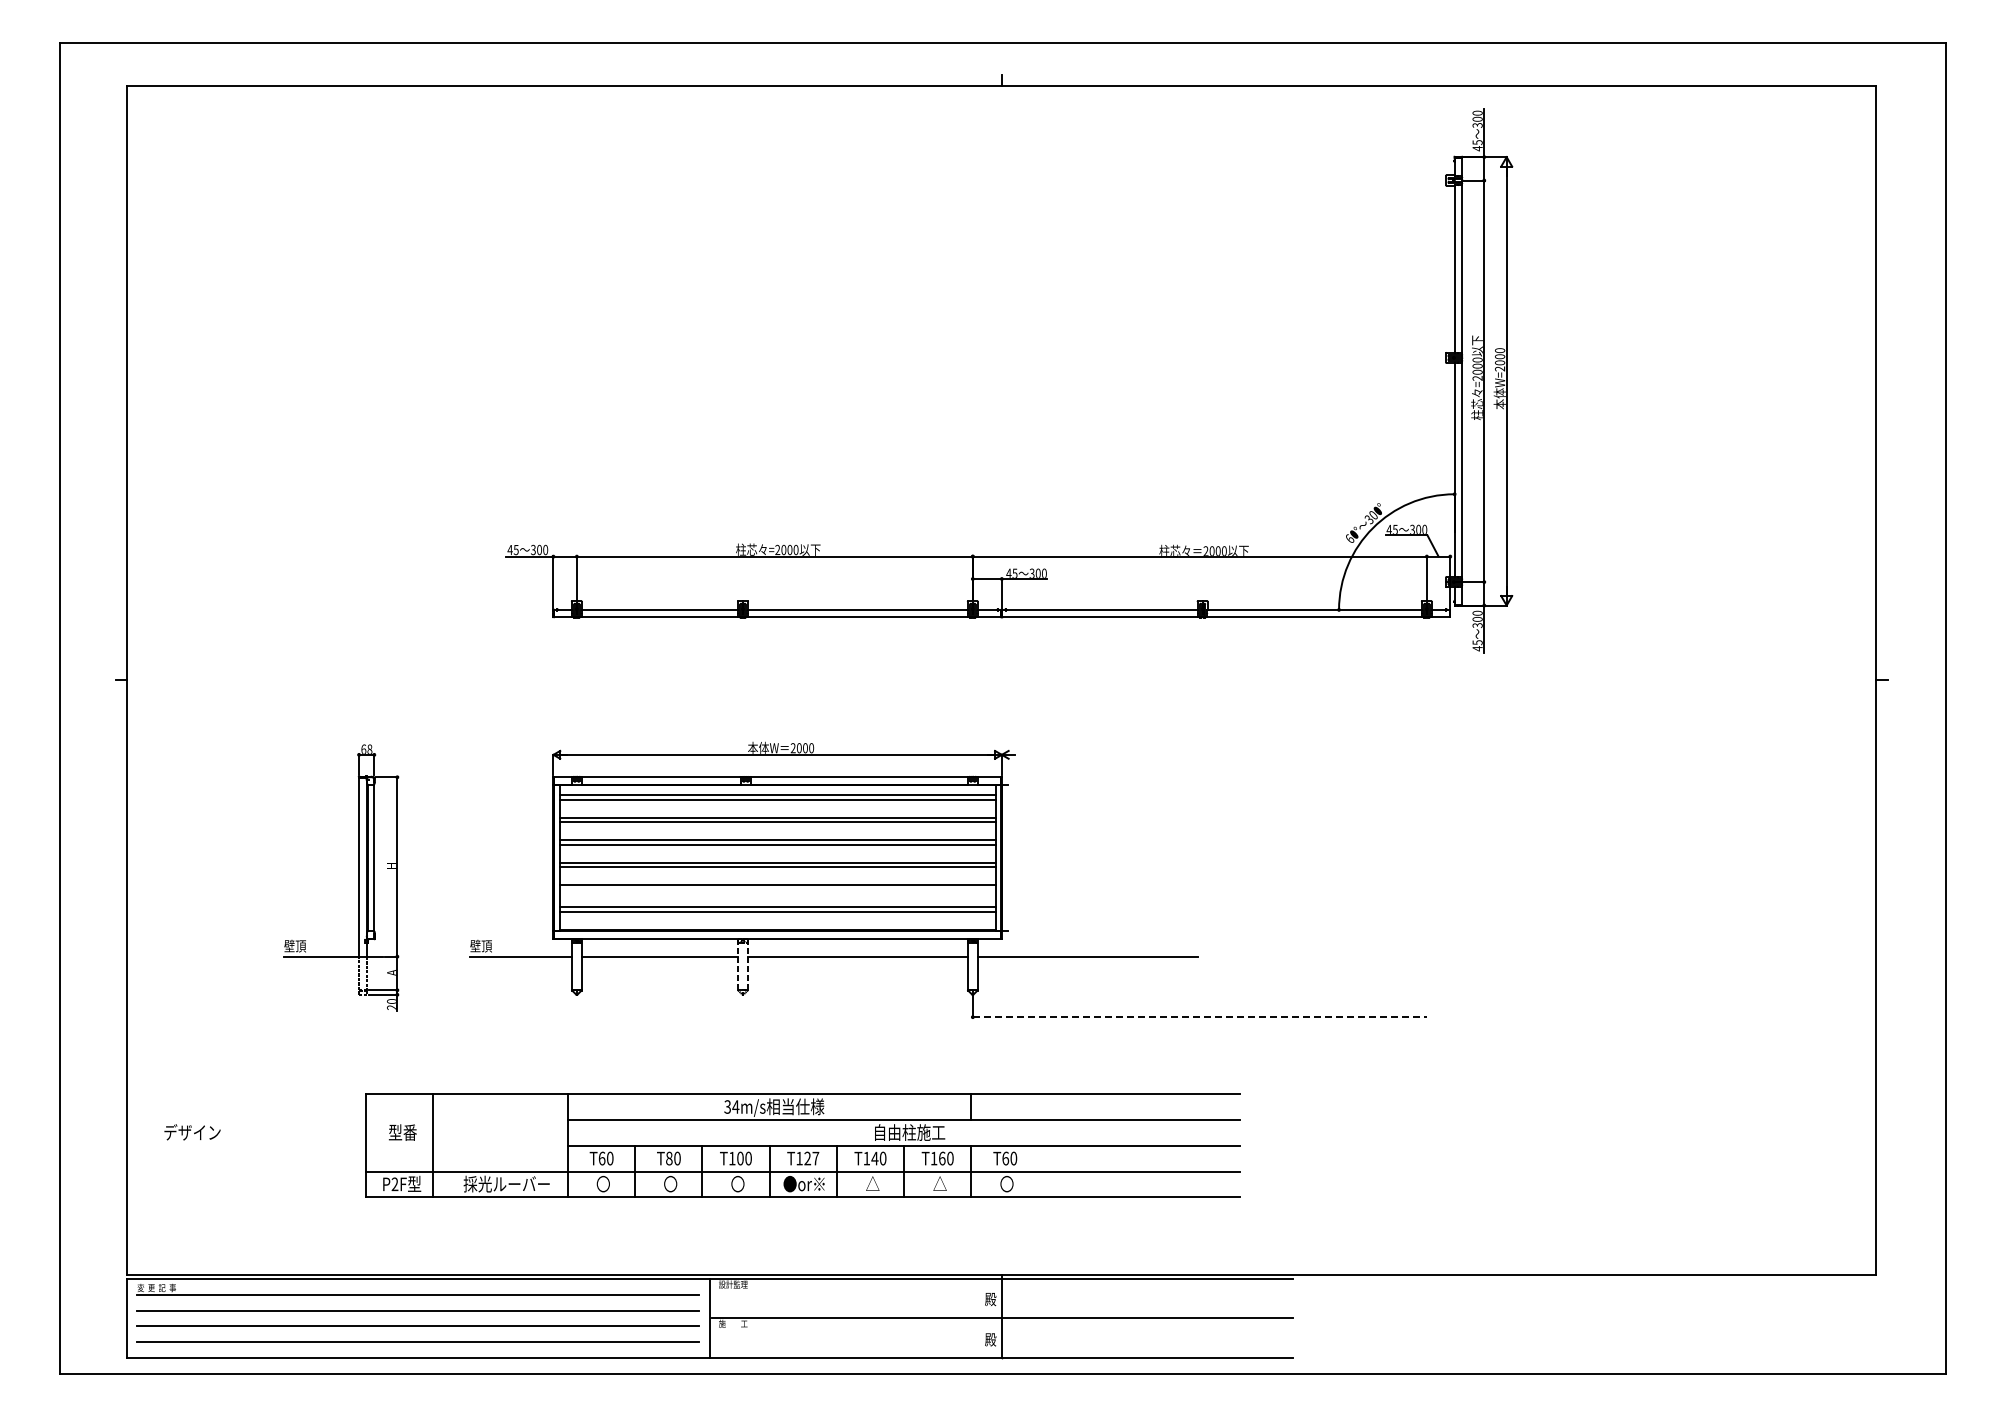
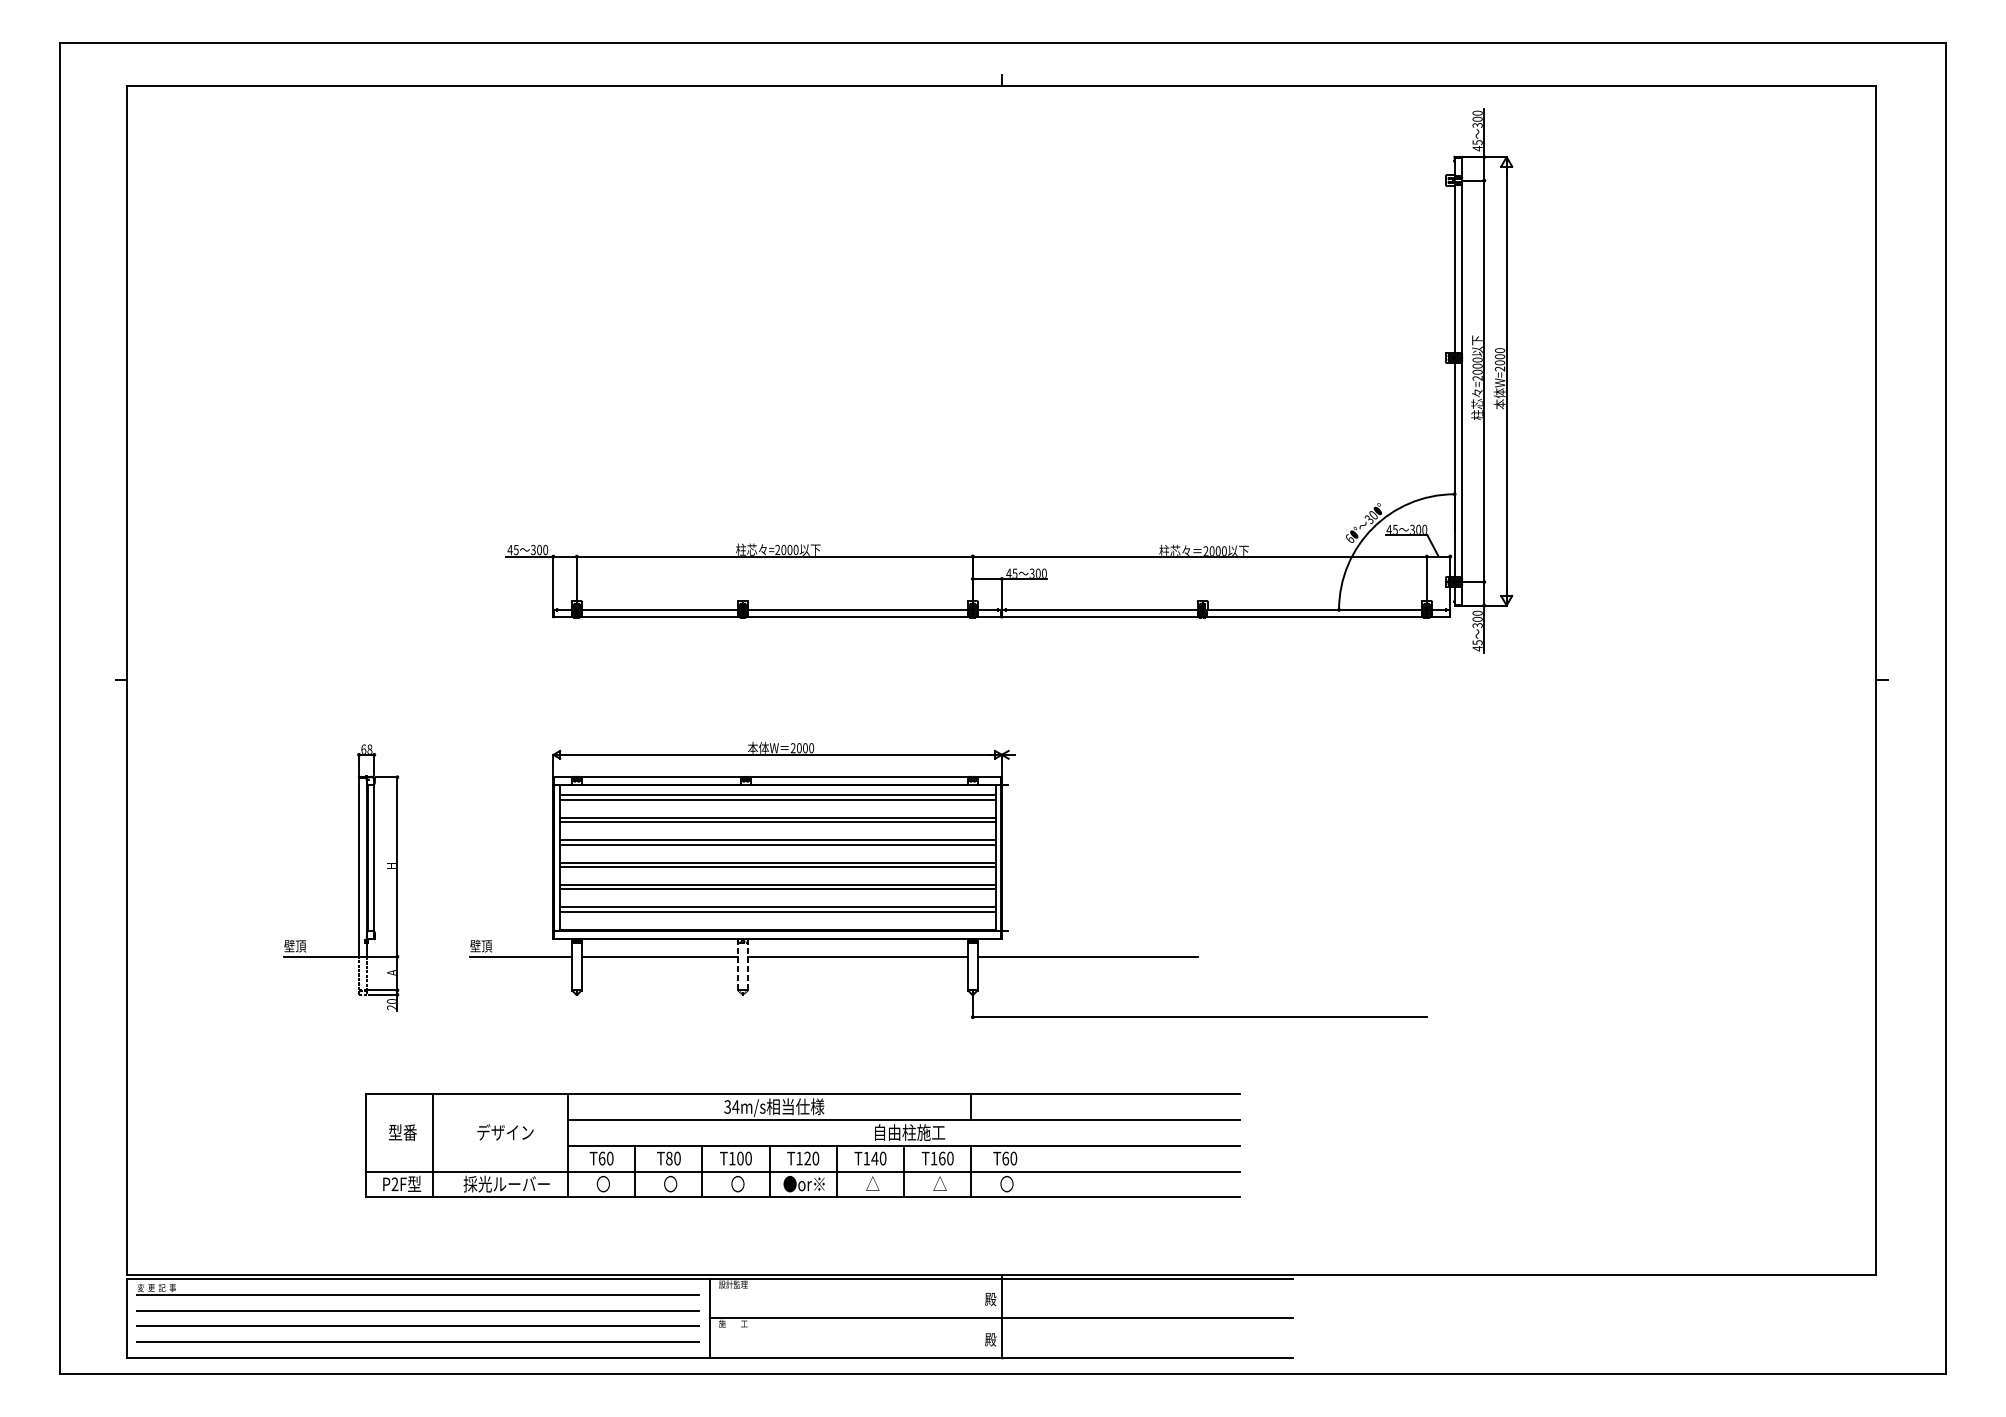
line: none -> present (777, 889)
line: dashed -> solid (1200, 1017)
text position: (192, 1132) -> (505, 1132) (505, 1132)
text: T127 -> T120 (815, 1158)
